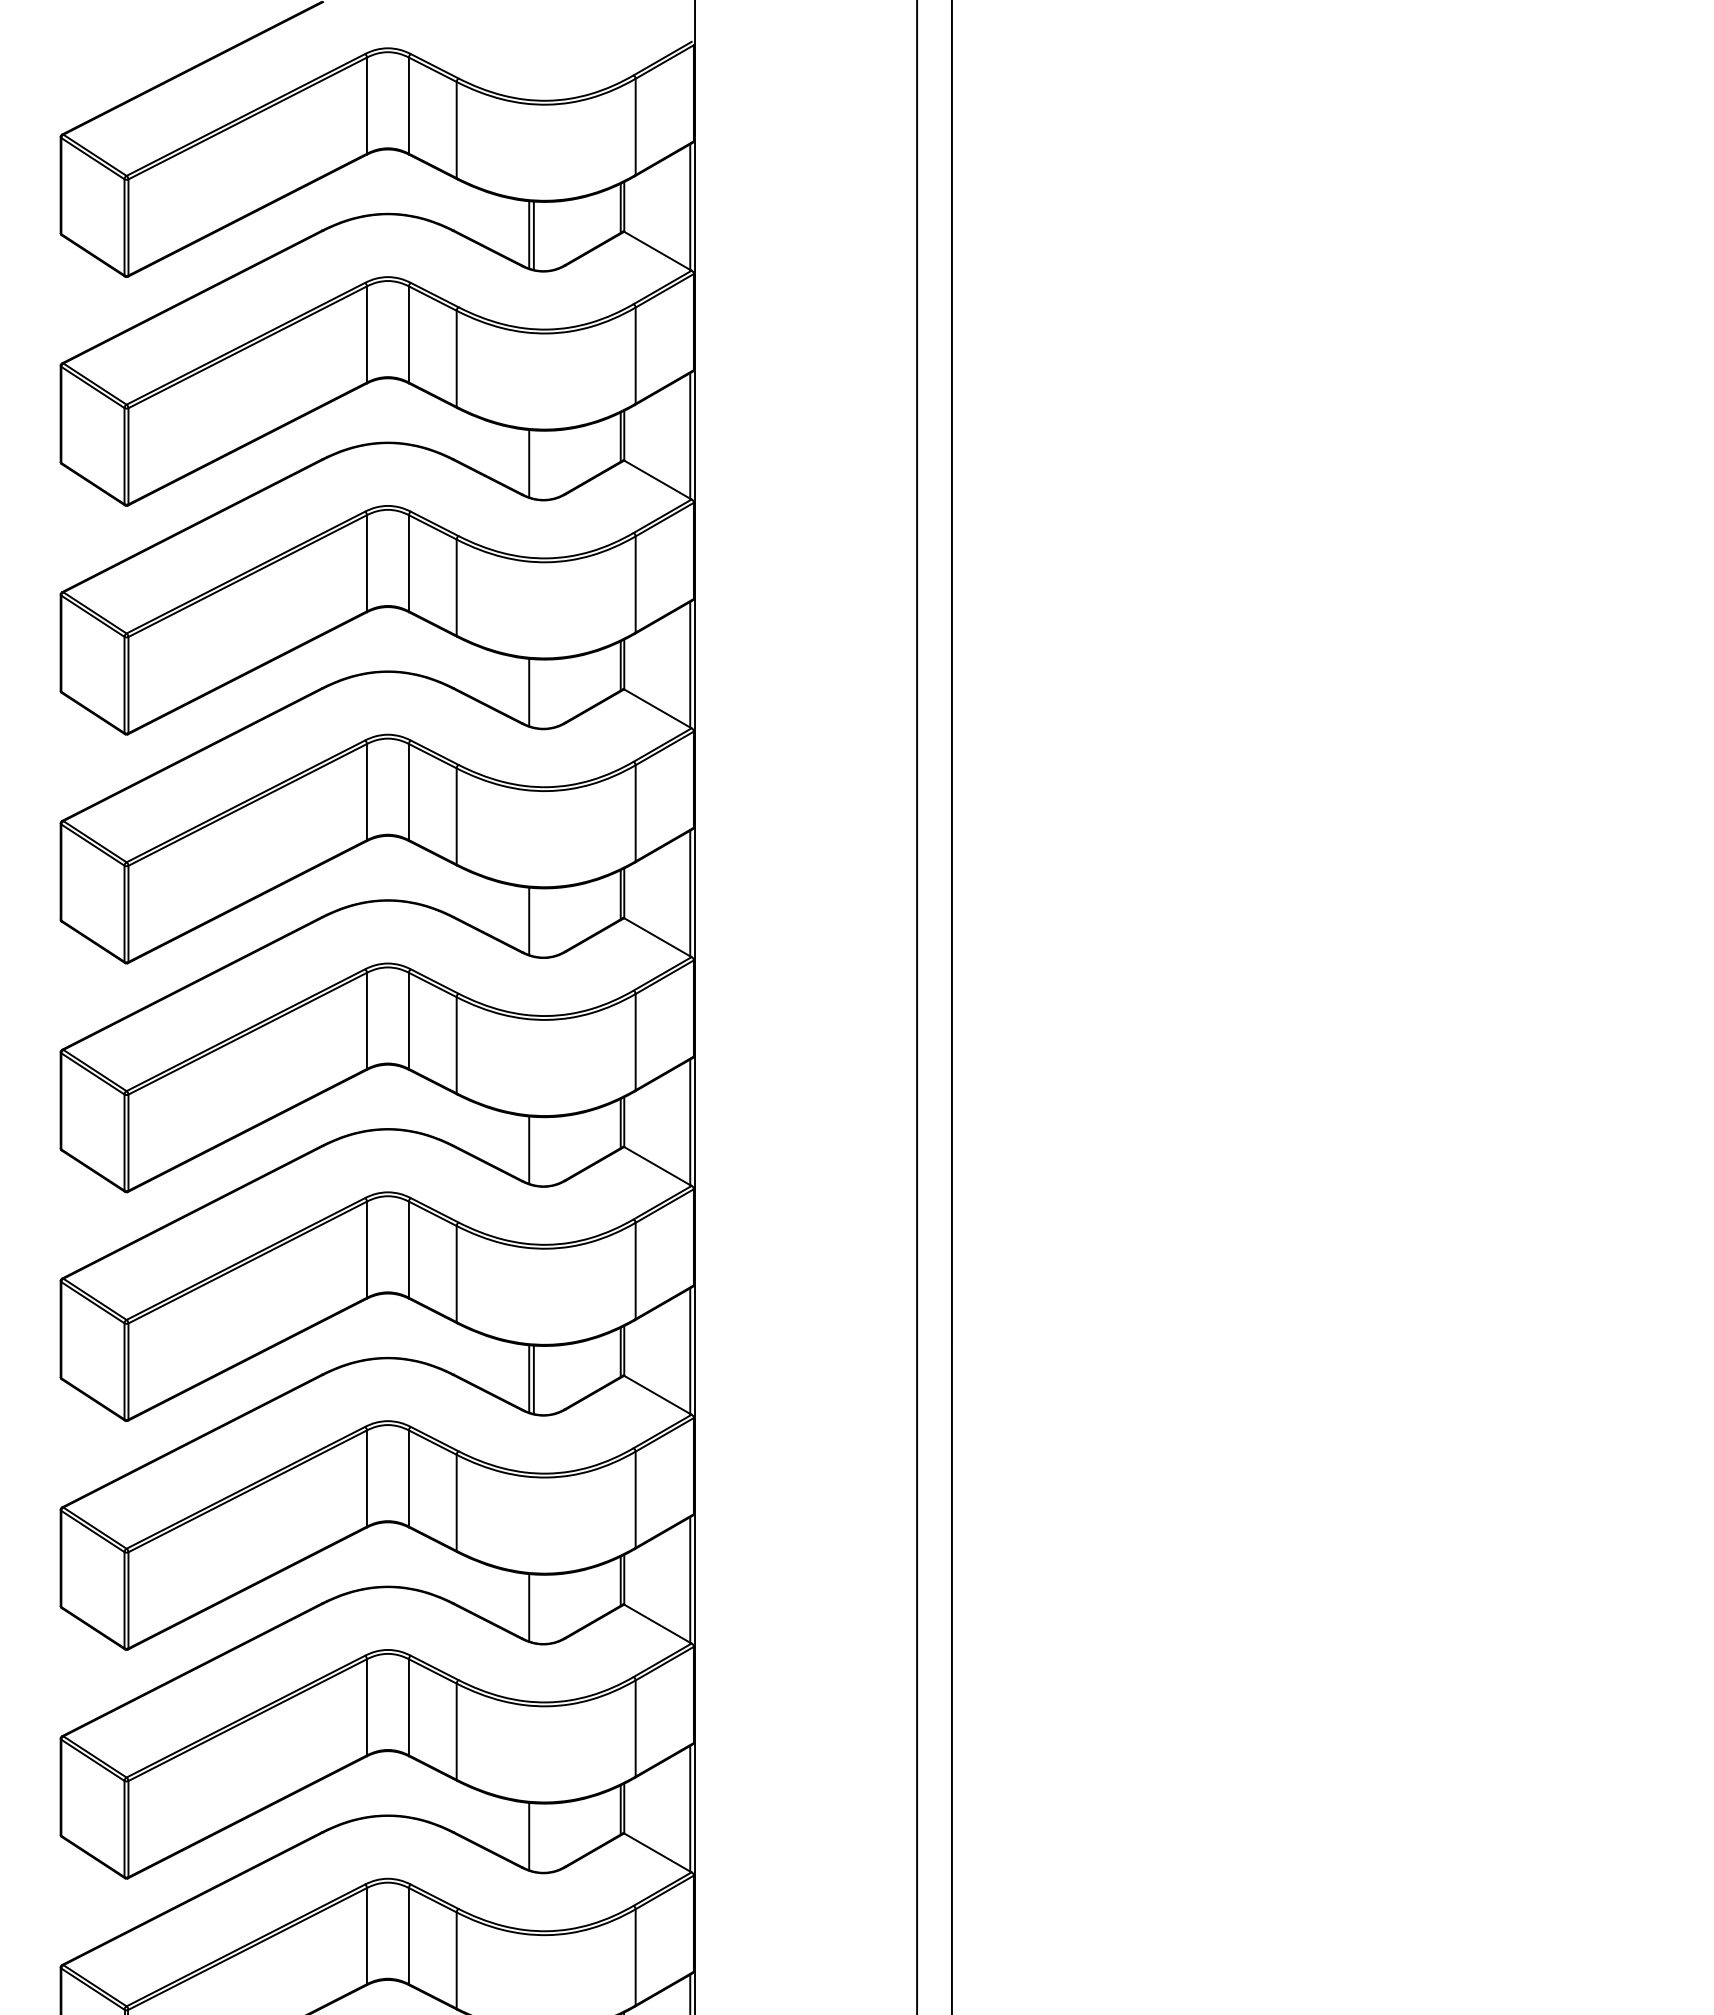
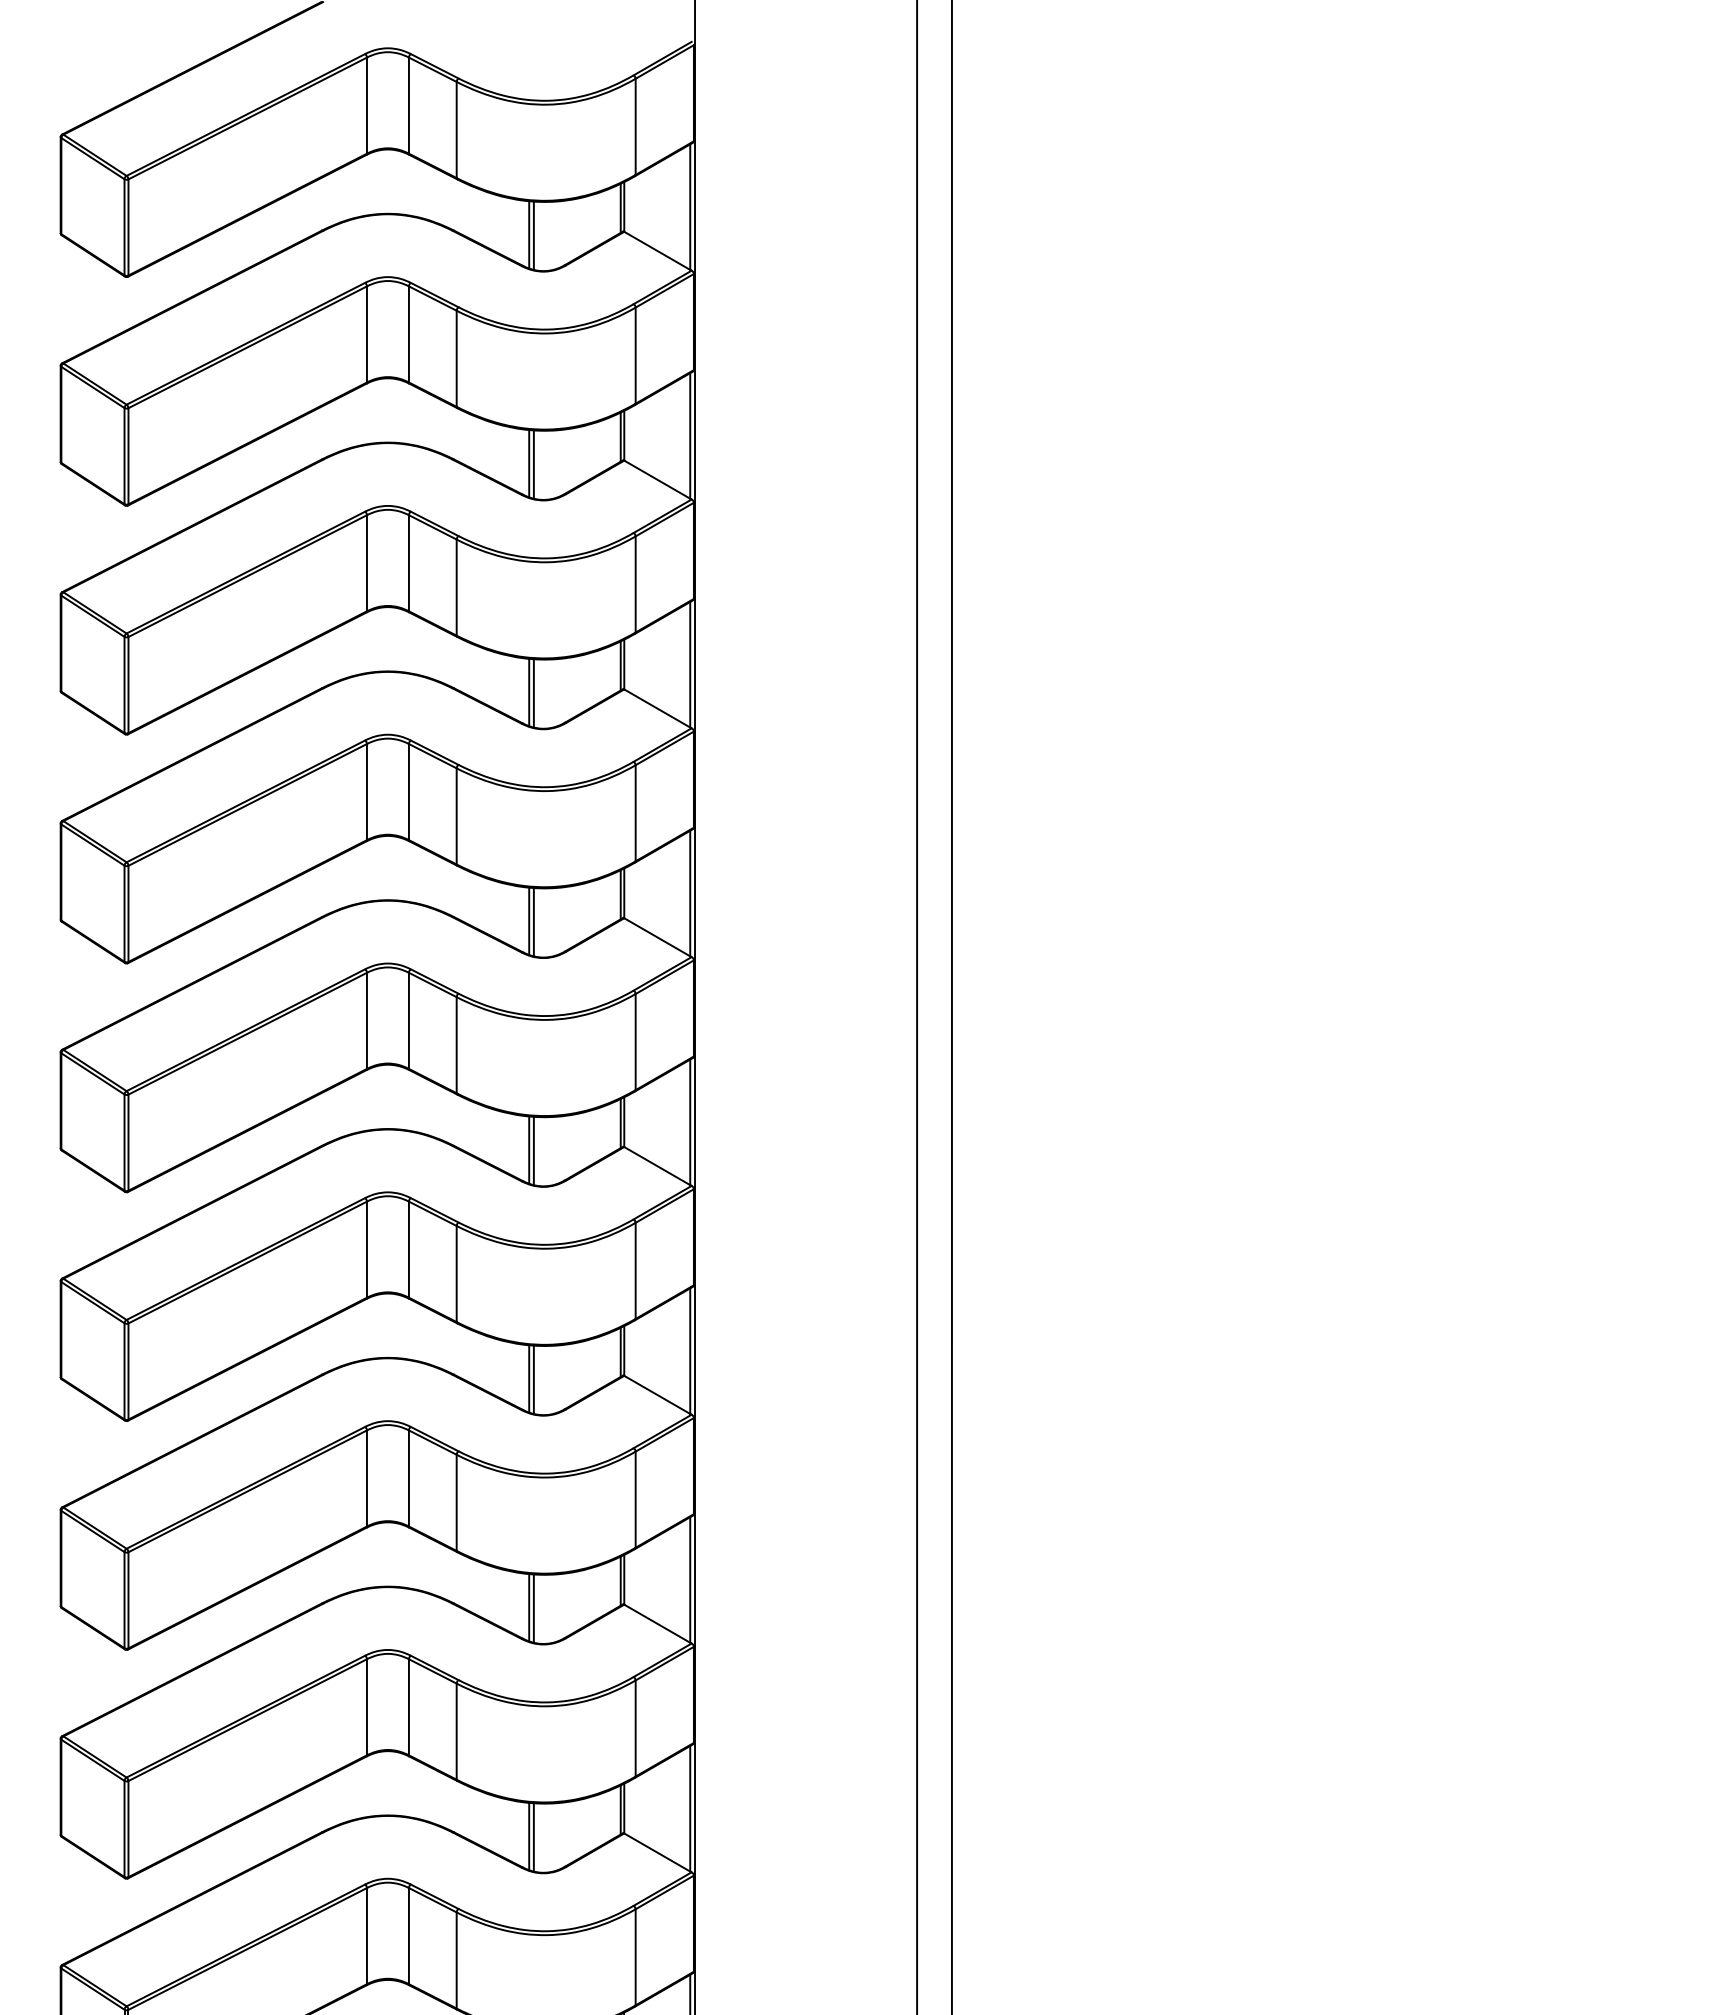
line: none -> present (533, 464)
line: none -> present (533, 693)
line: none -> present (533, 922)
line: none -> present (533, 1150)
line: none -> present (533, 1608)
line: none -> present (533, 1837)
